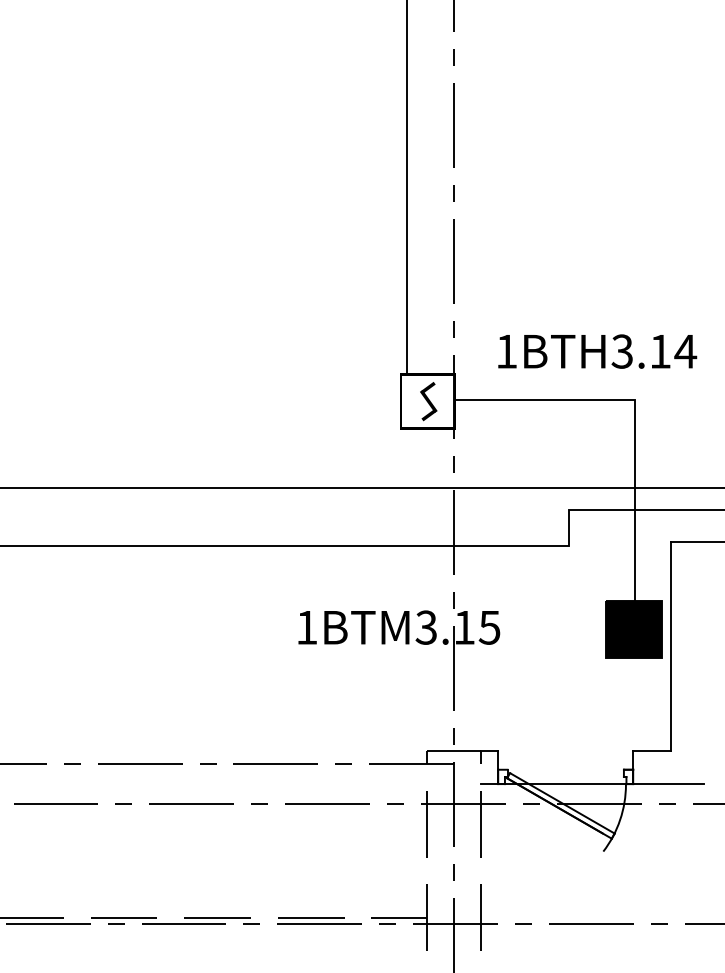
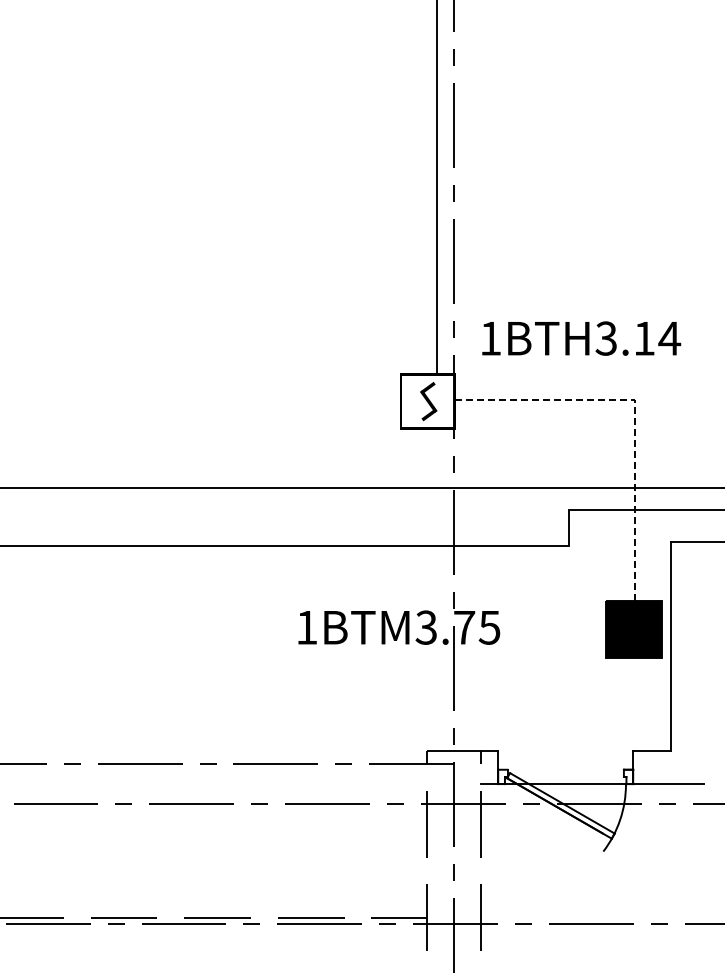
line position: (407, 188) -> (437, 188) (437, 188)
text position: (597, 351) -> (581, 338) (581, 338)
line: solid -> dashed (635, 410)
text: 3.15 -> 3.75 (464, 627)
